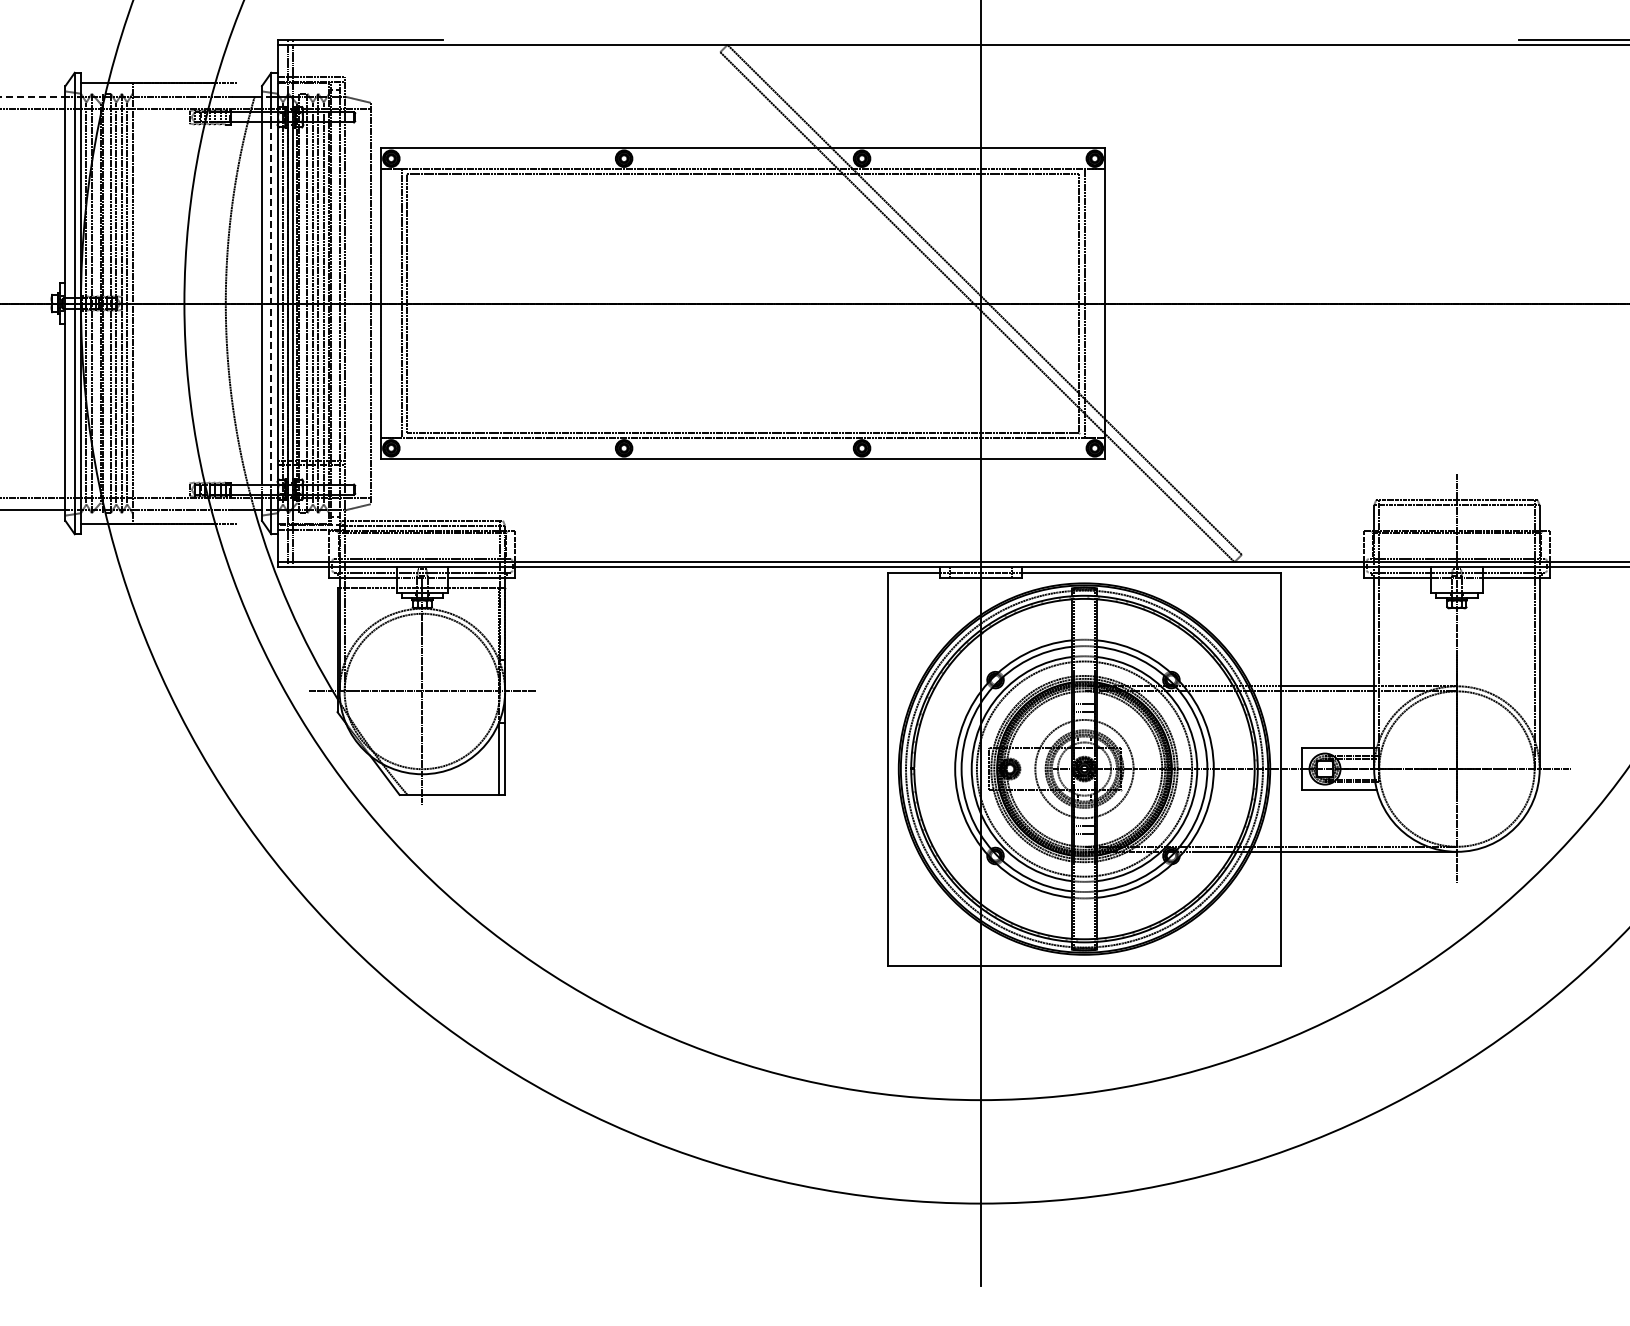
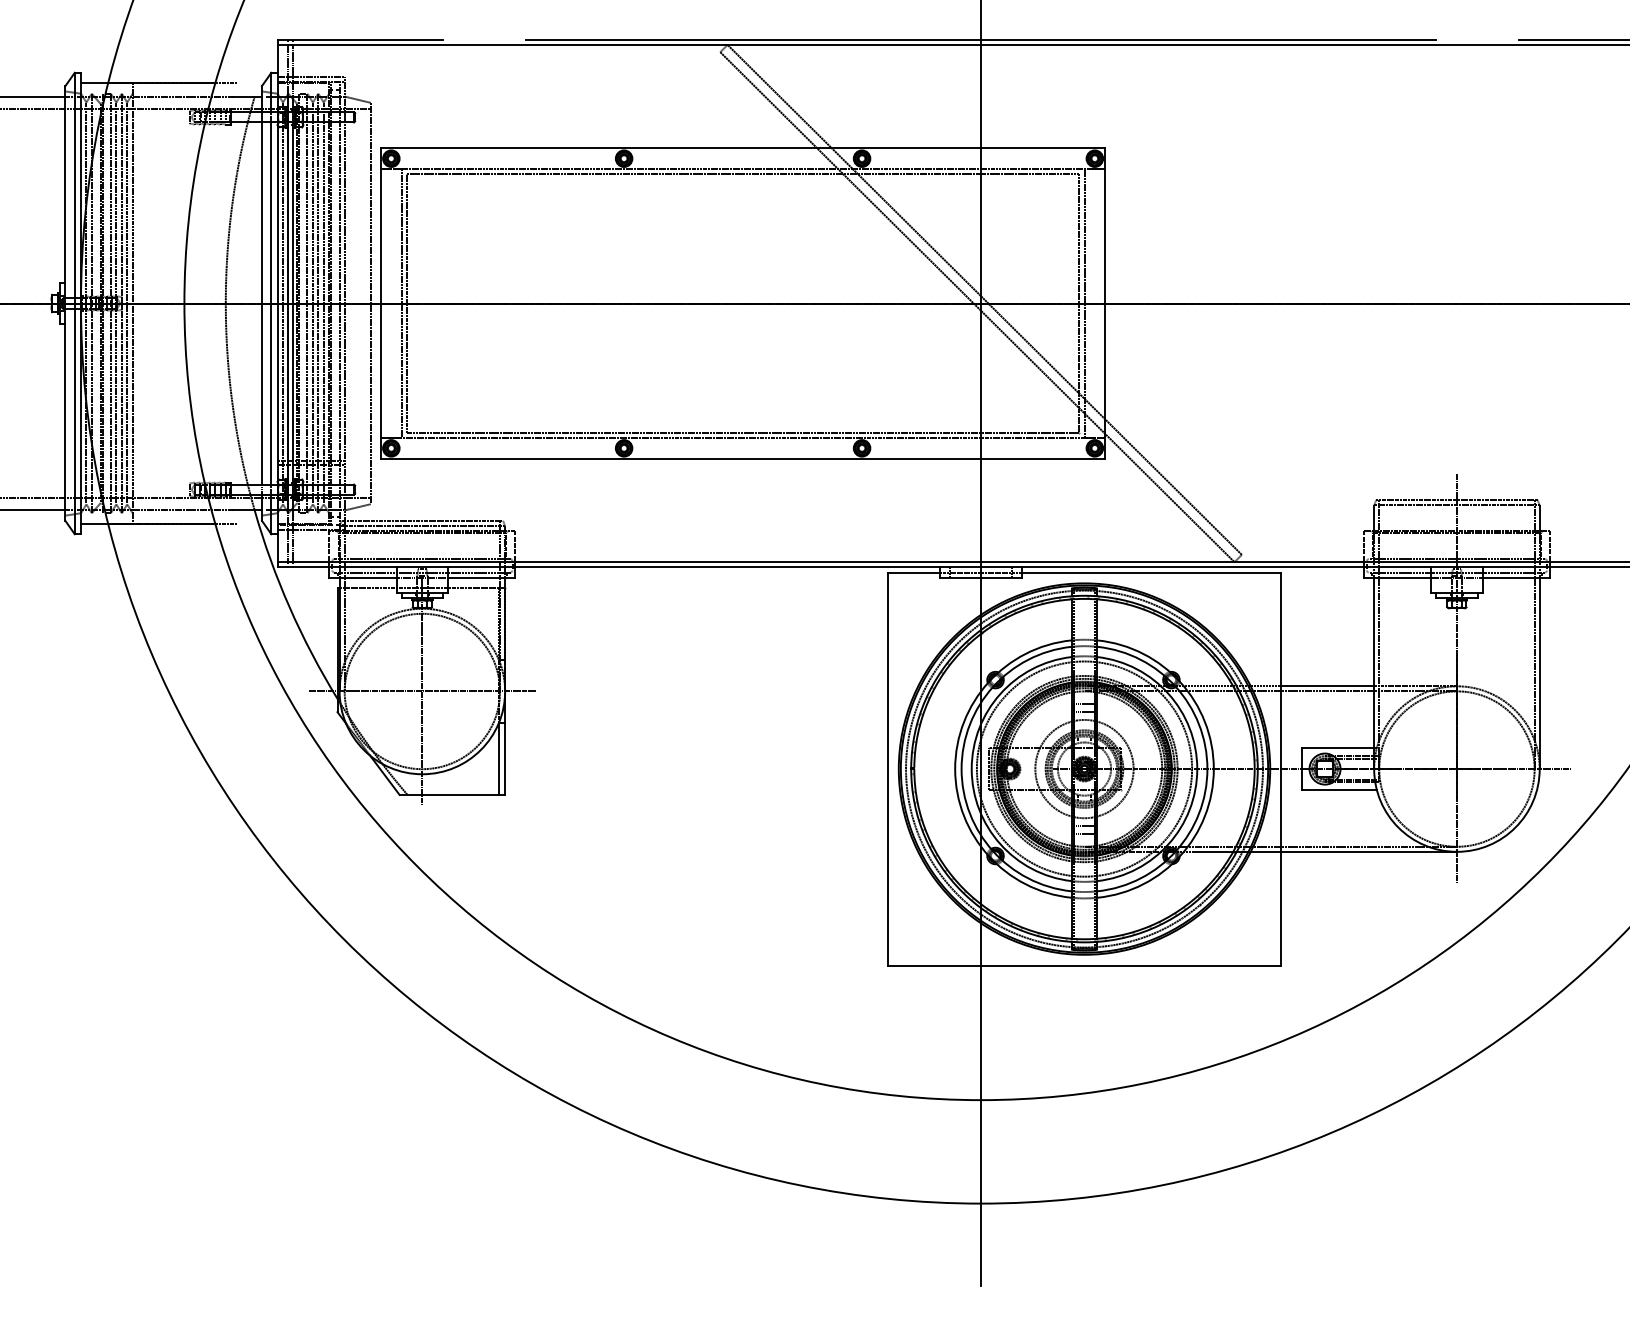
line: none -> present (980, 39)
line: dashed -> solid (33, 96)
line: dashed -> solid (271, 304)
